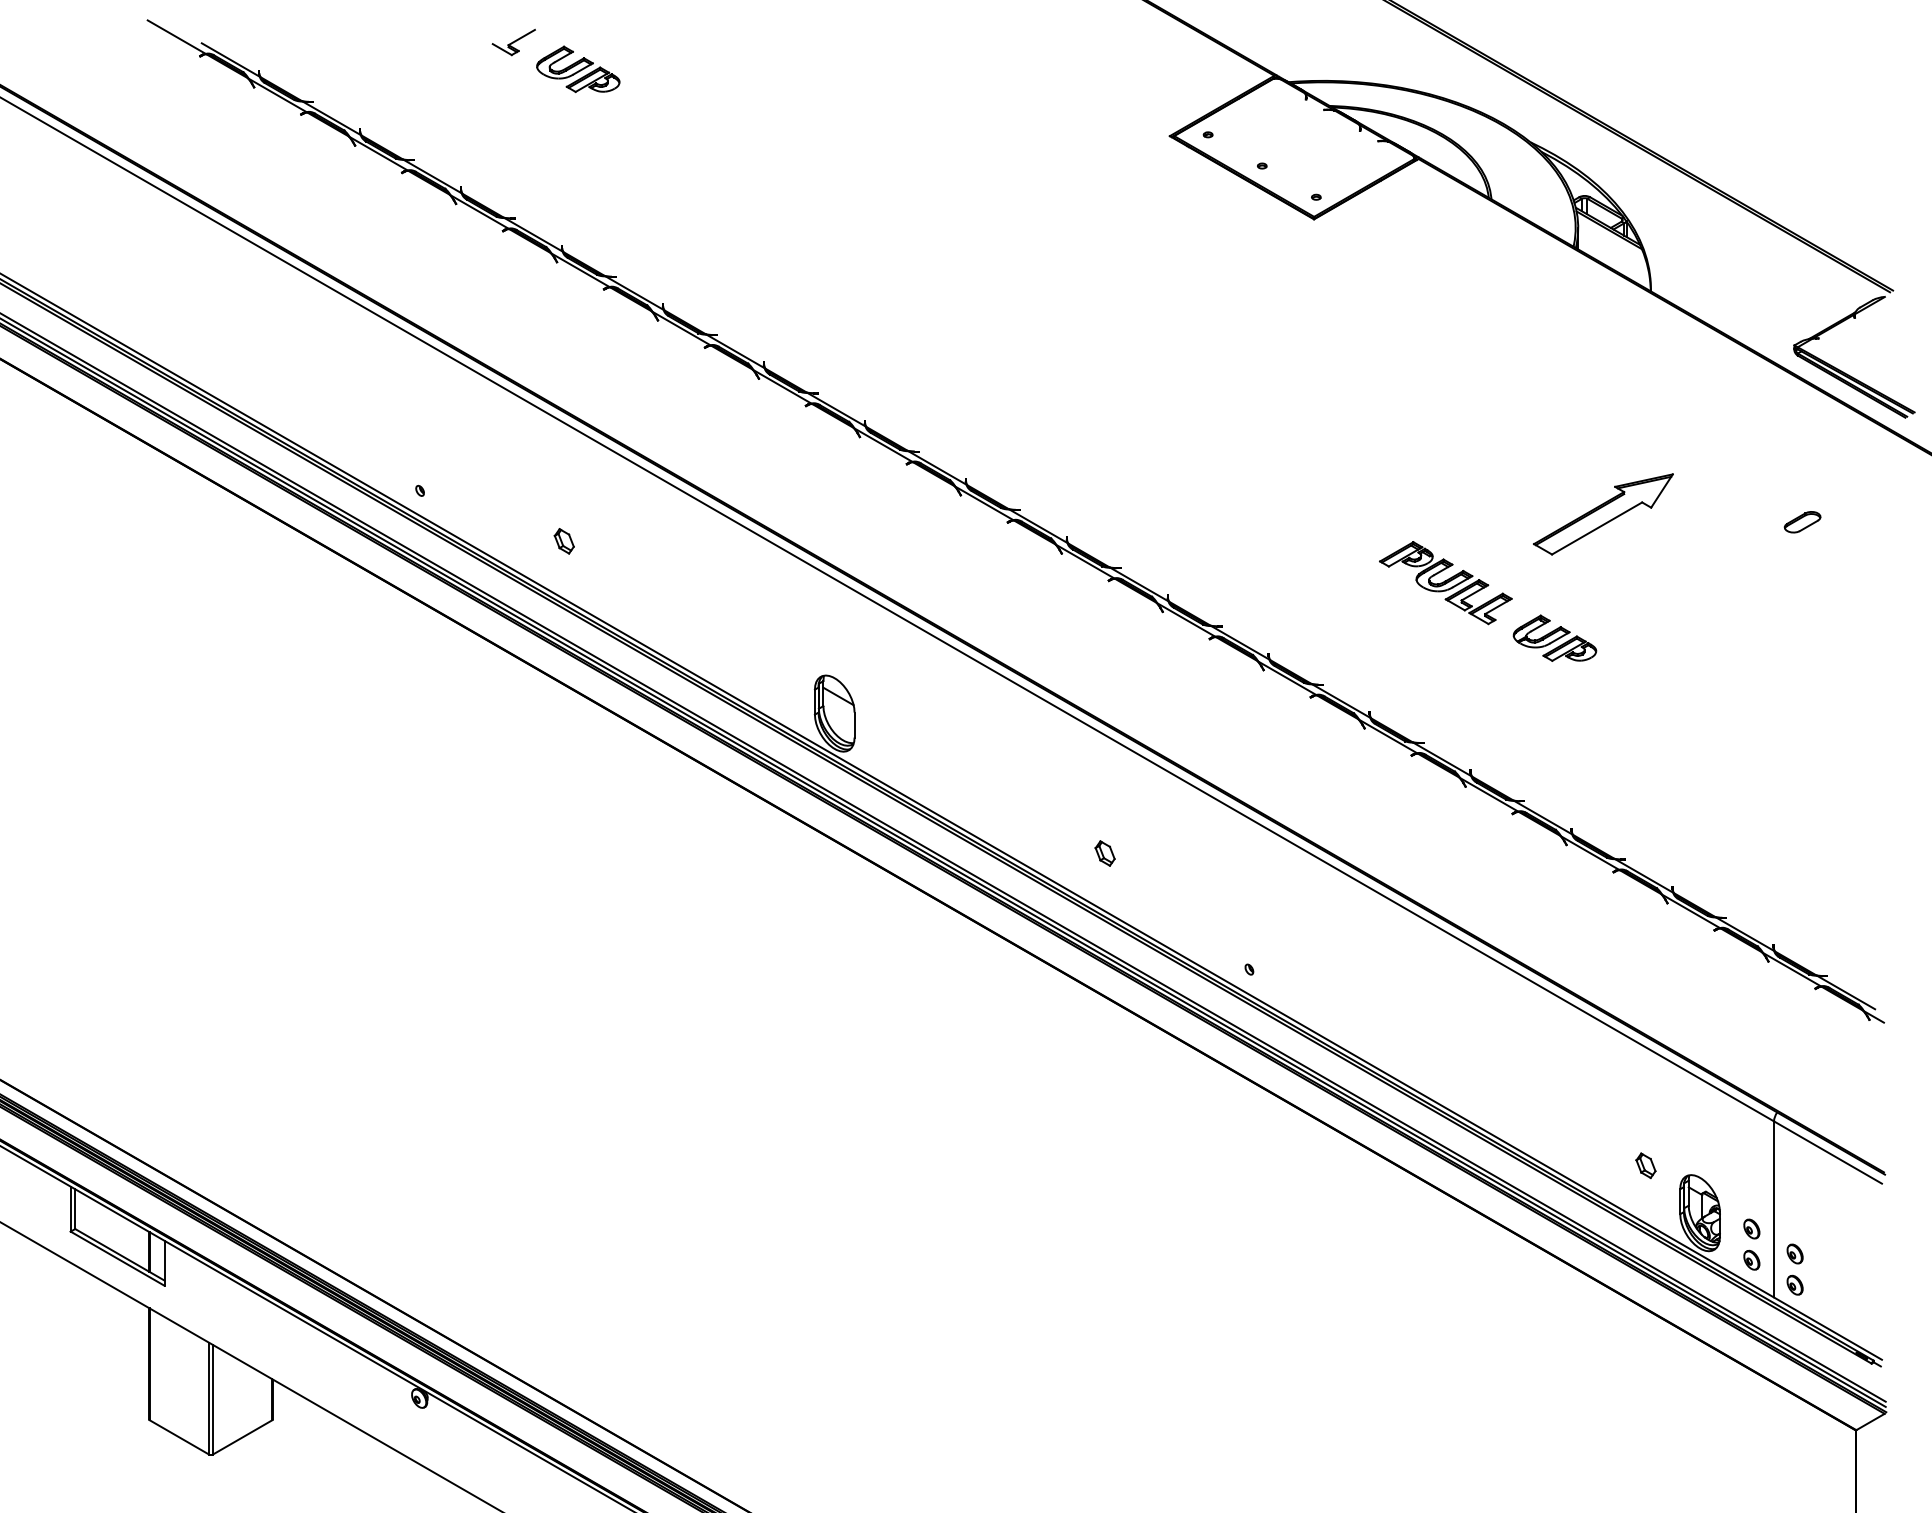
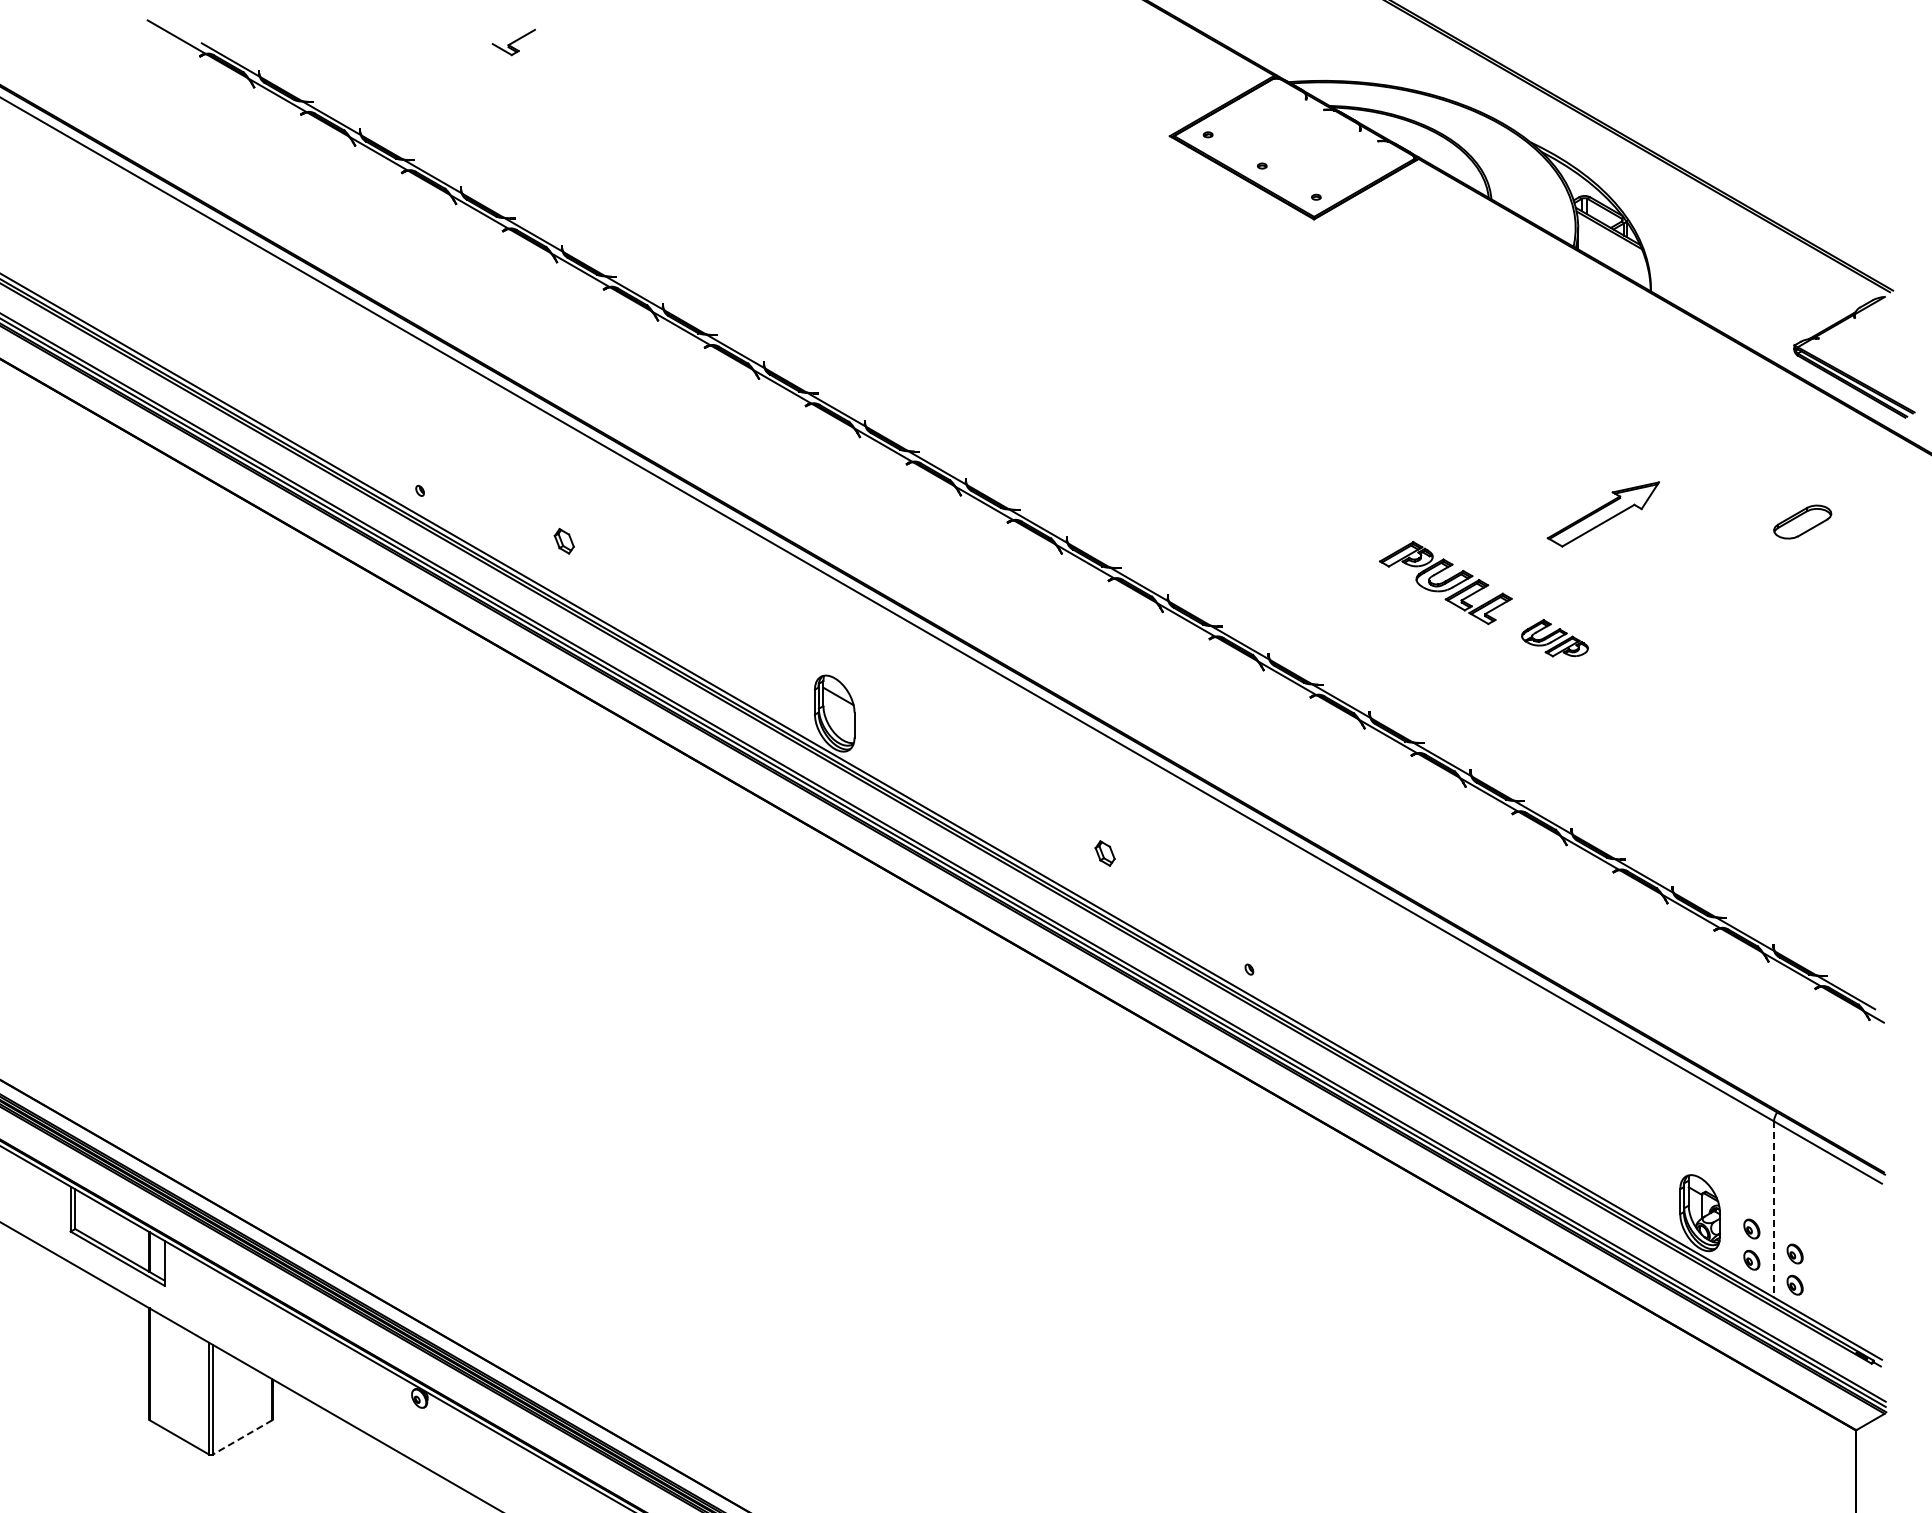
part: present -> none (578, 68)
part size: 141x83 px -> 114x67 px (1602, 514)
part size: 39x23 px -> 60x36 px (1802, 521)
part size: 86x48 px -> 68x39 px (1554, 638)
part: present -> none (1645, 1165)
line: solid -> dashed (1774, 1209)
line: solid -> dashed (242, 1437)
